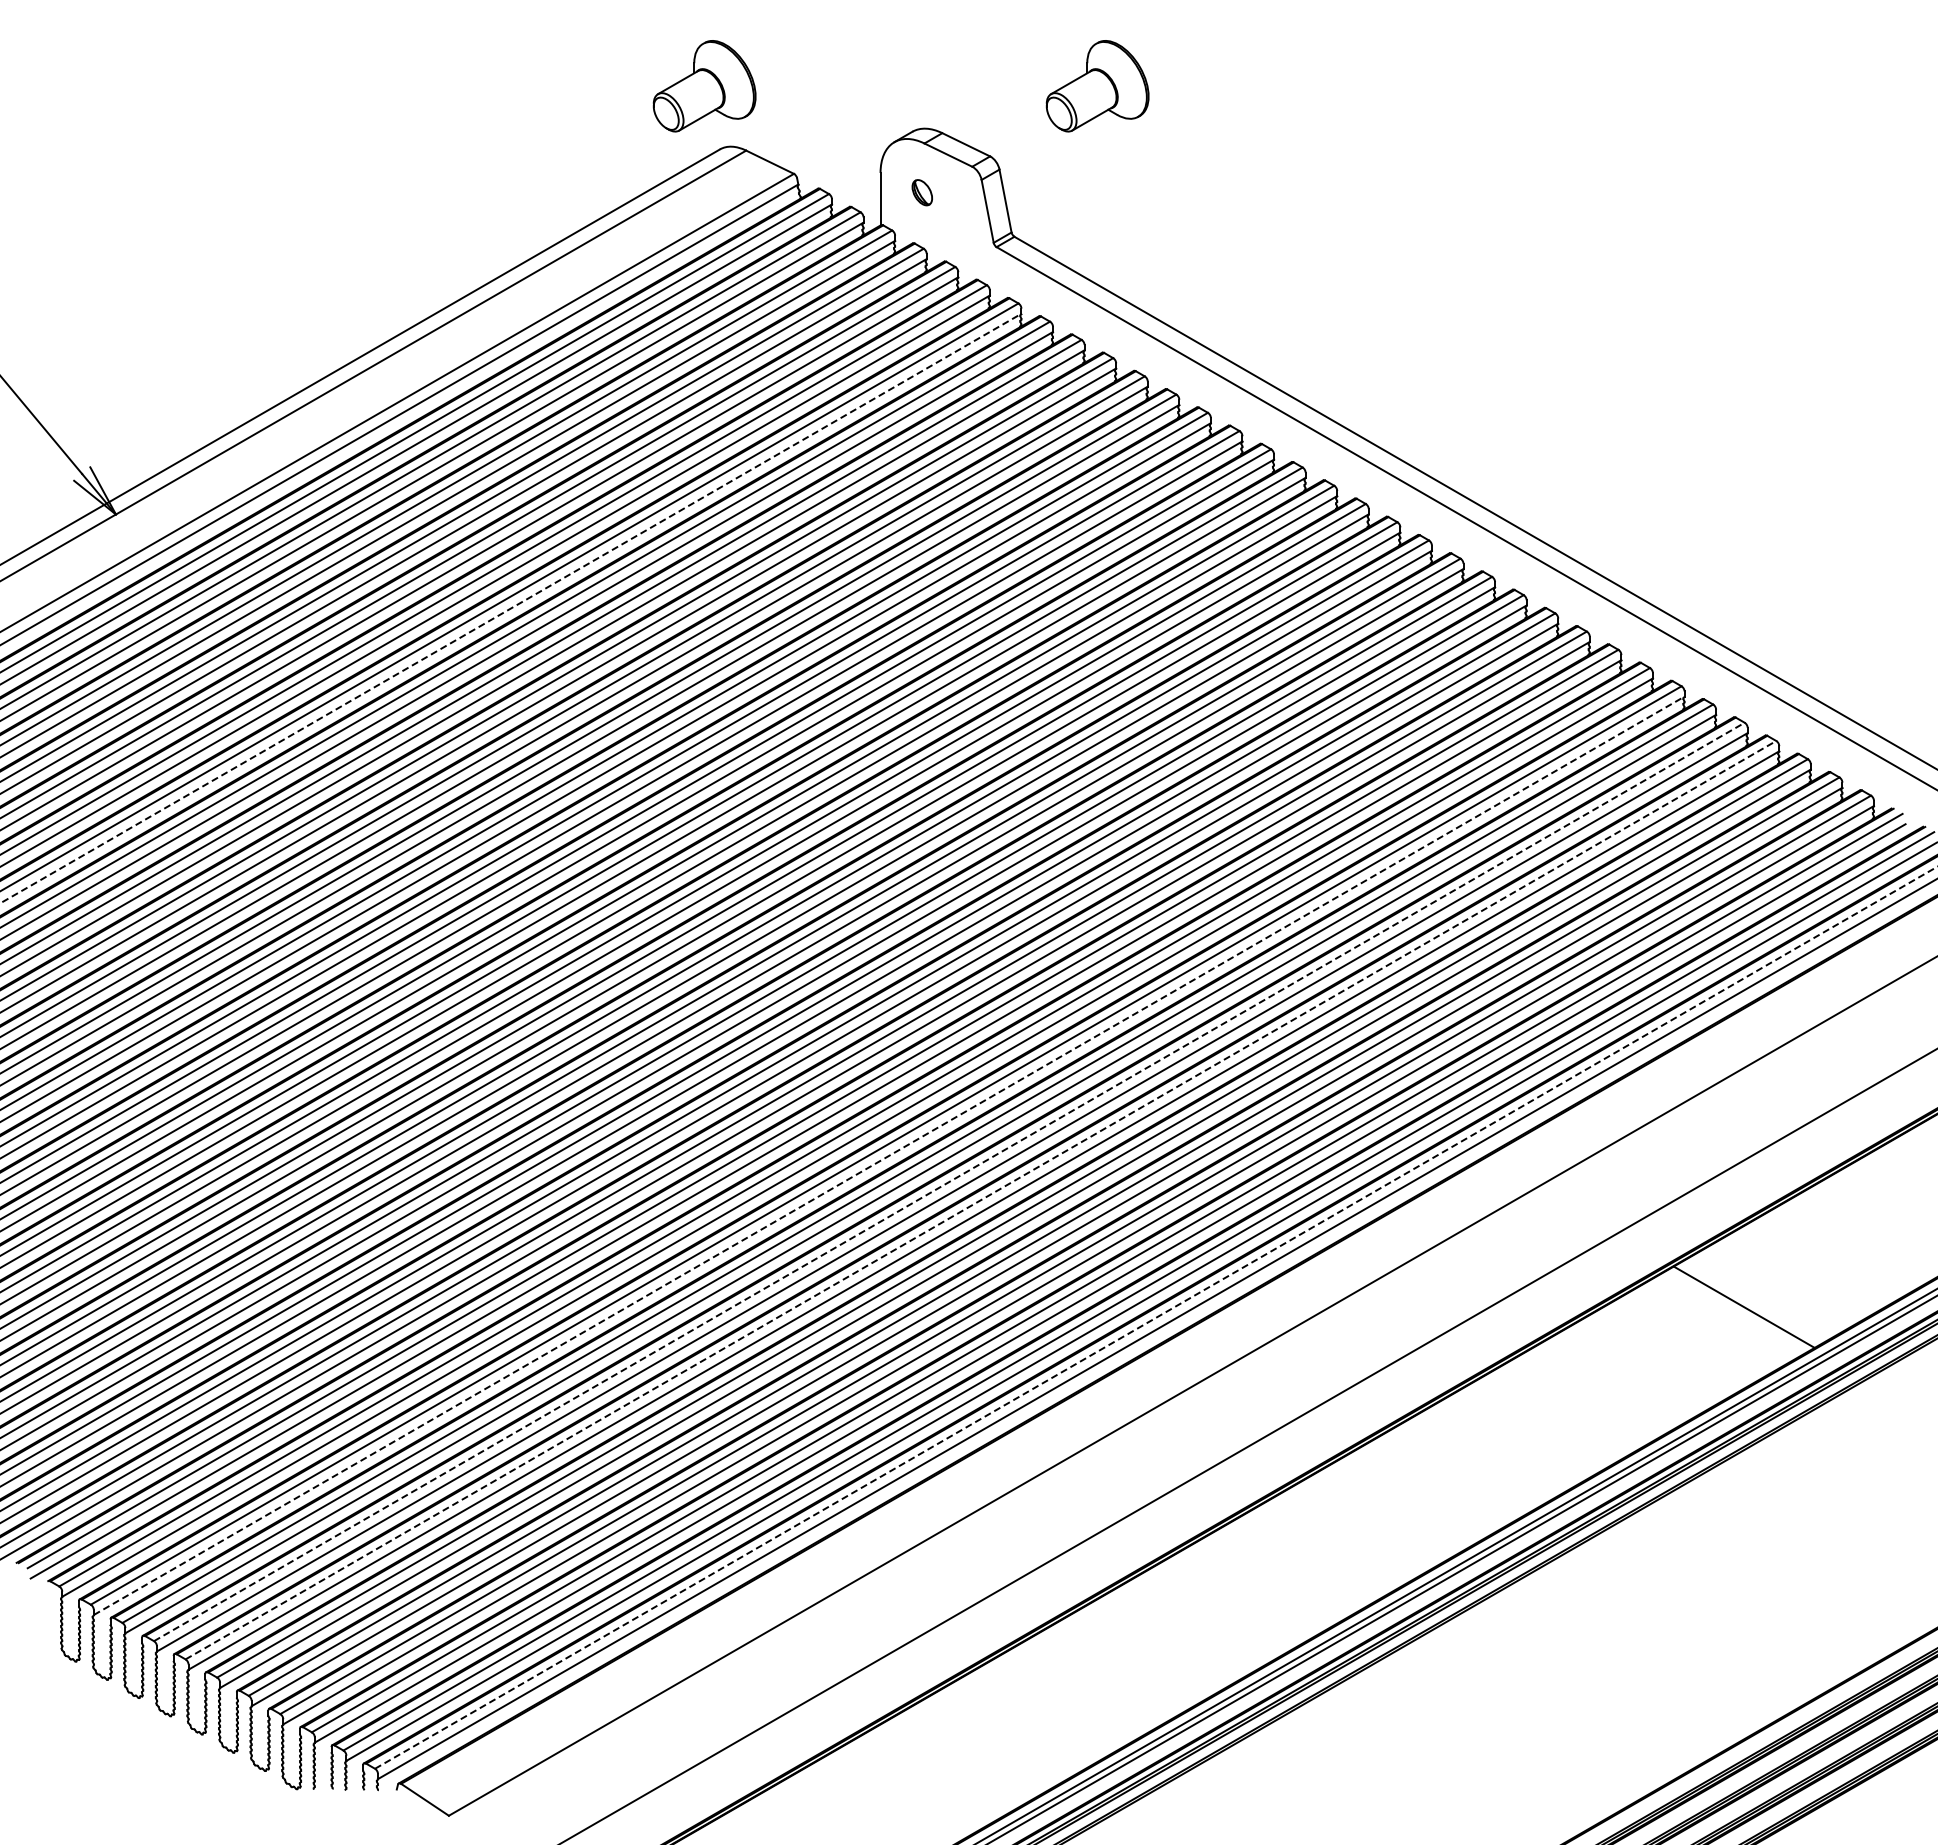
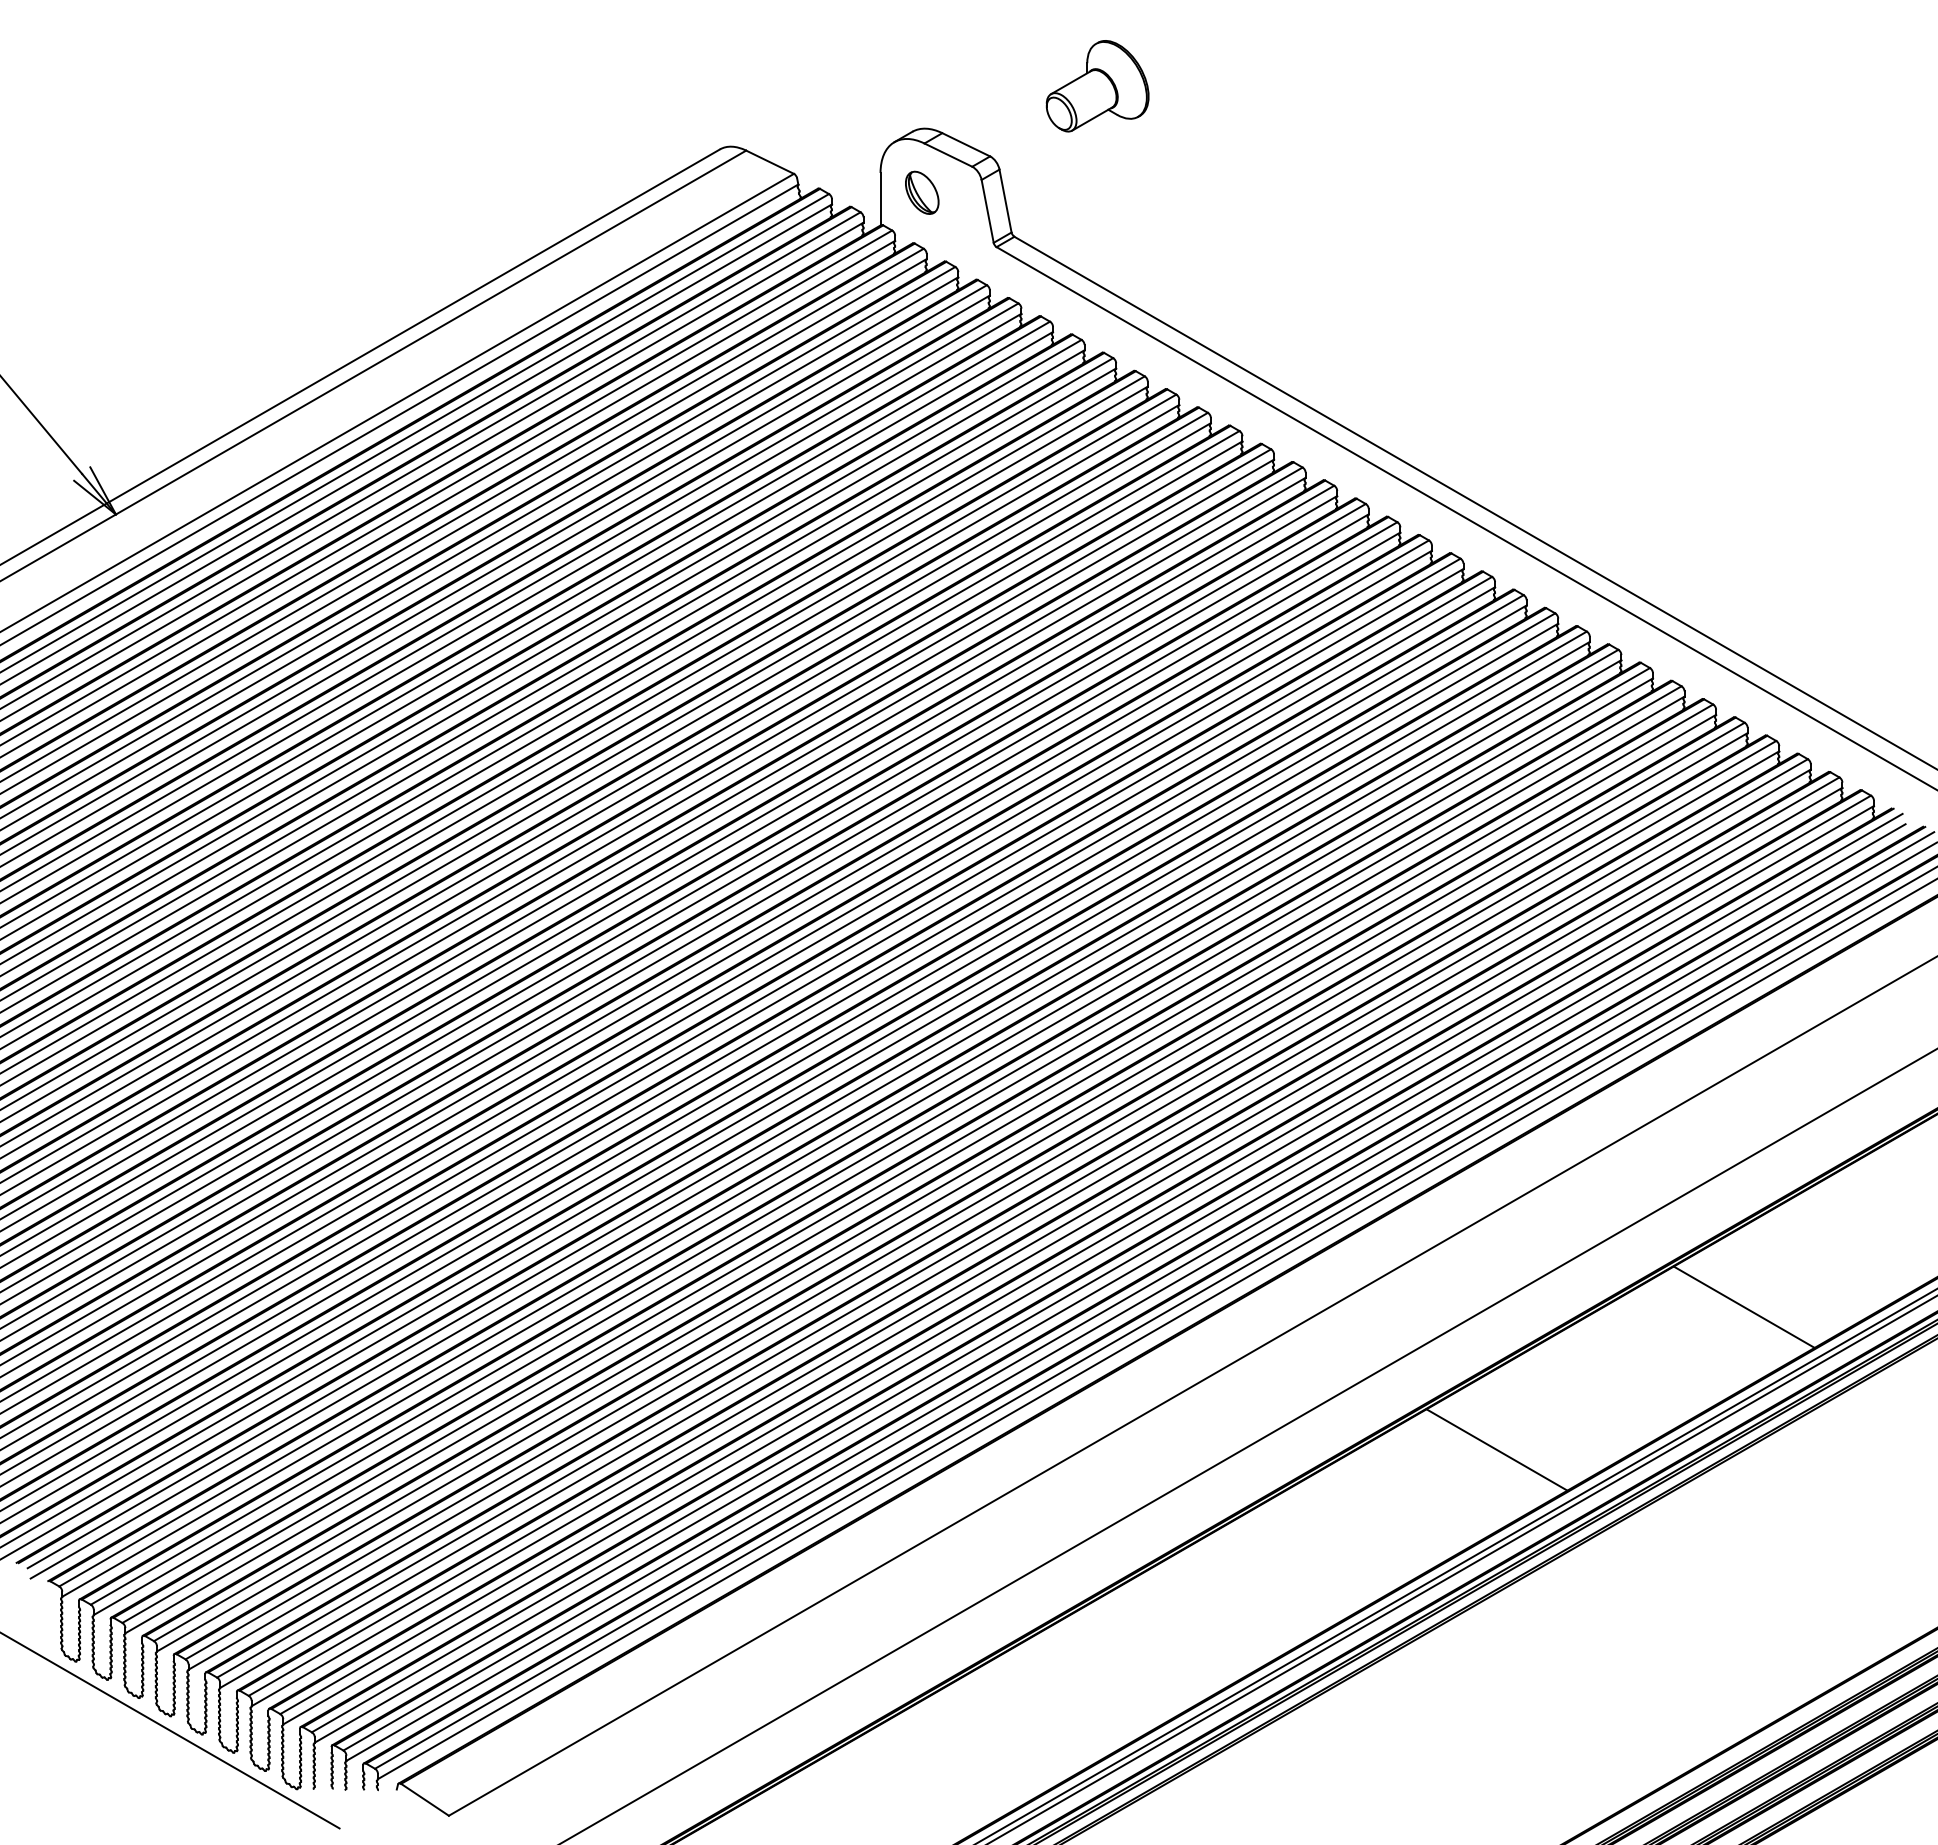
part: present -> none (704, 86)
part size: 22x28 px -> 35x45 px (922, 192)
line: dashed -> solid (511, 608)
line: dashed -> solid (889, 1155)
line: dashed -> solid (949, 1181)
line: dashed -> solid (981, 1199)
line: dashed -> solid (1156, 1317)
line: none -> present (1496, 1449)
line: none -> present (170, 1730)
